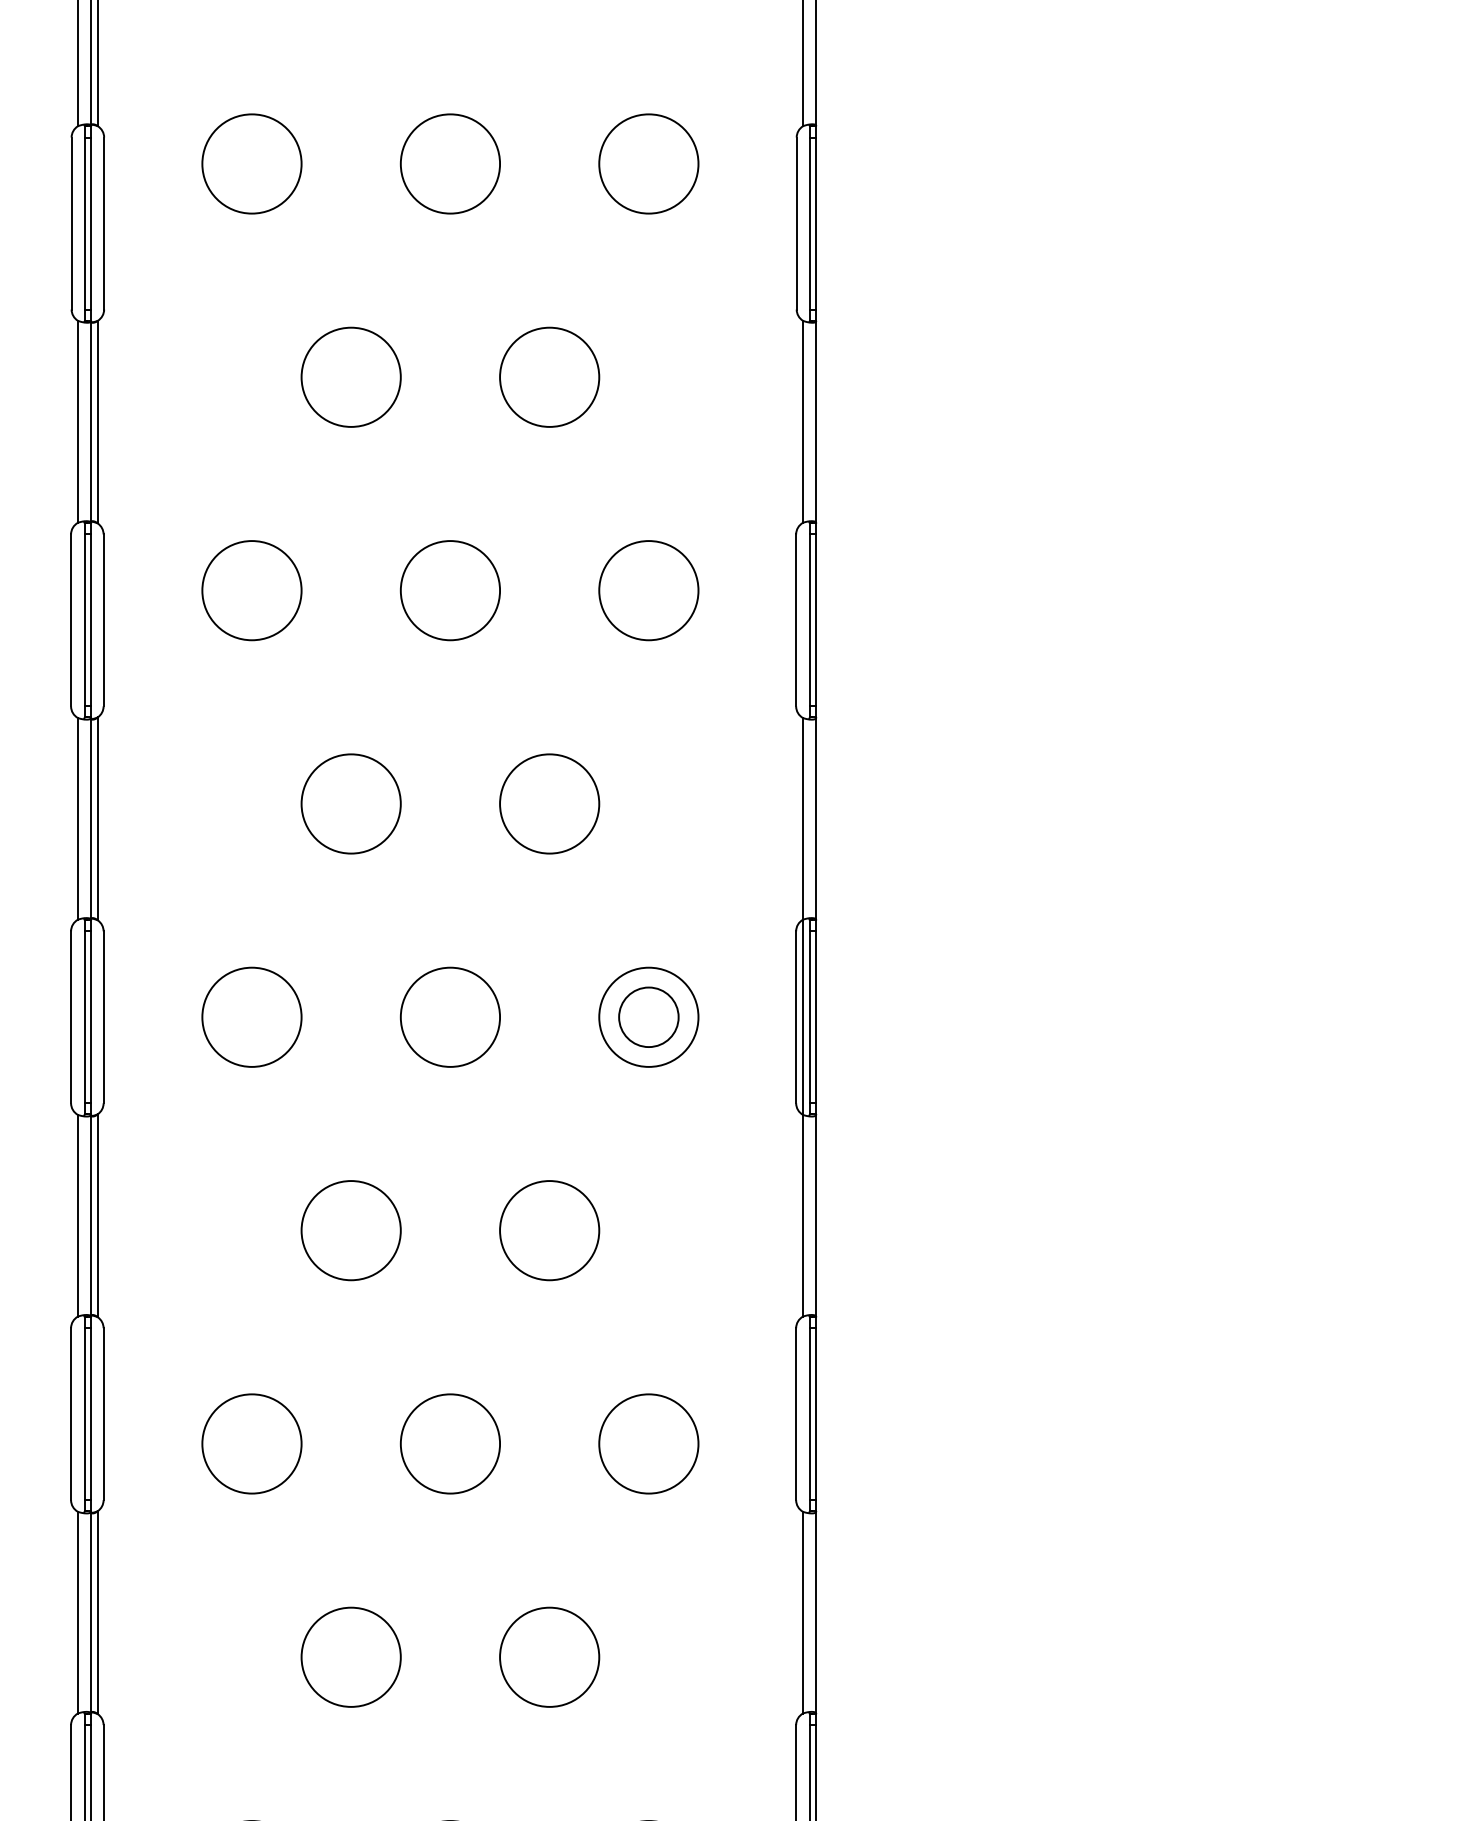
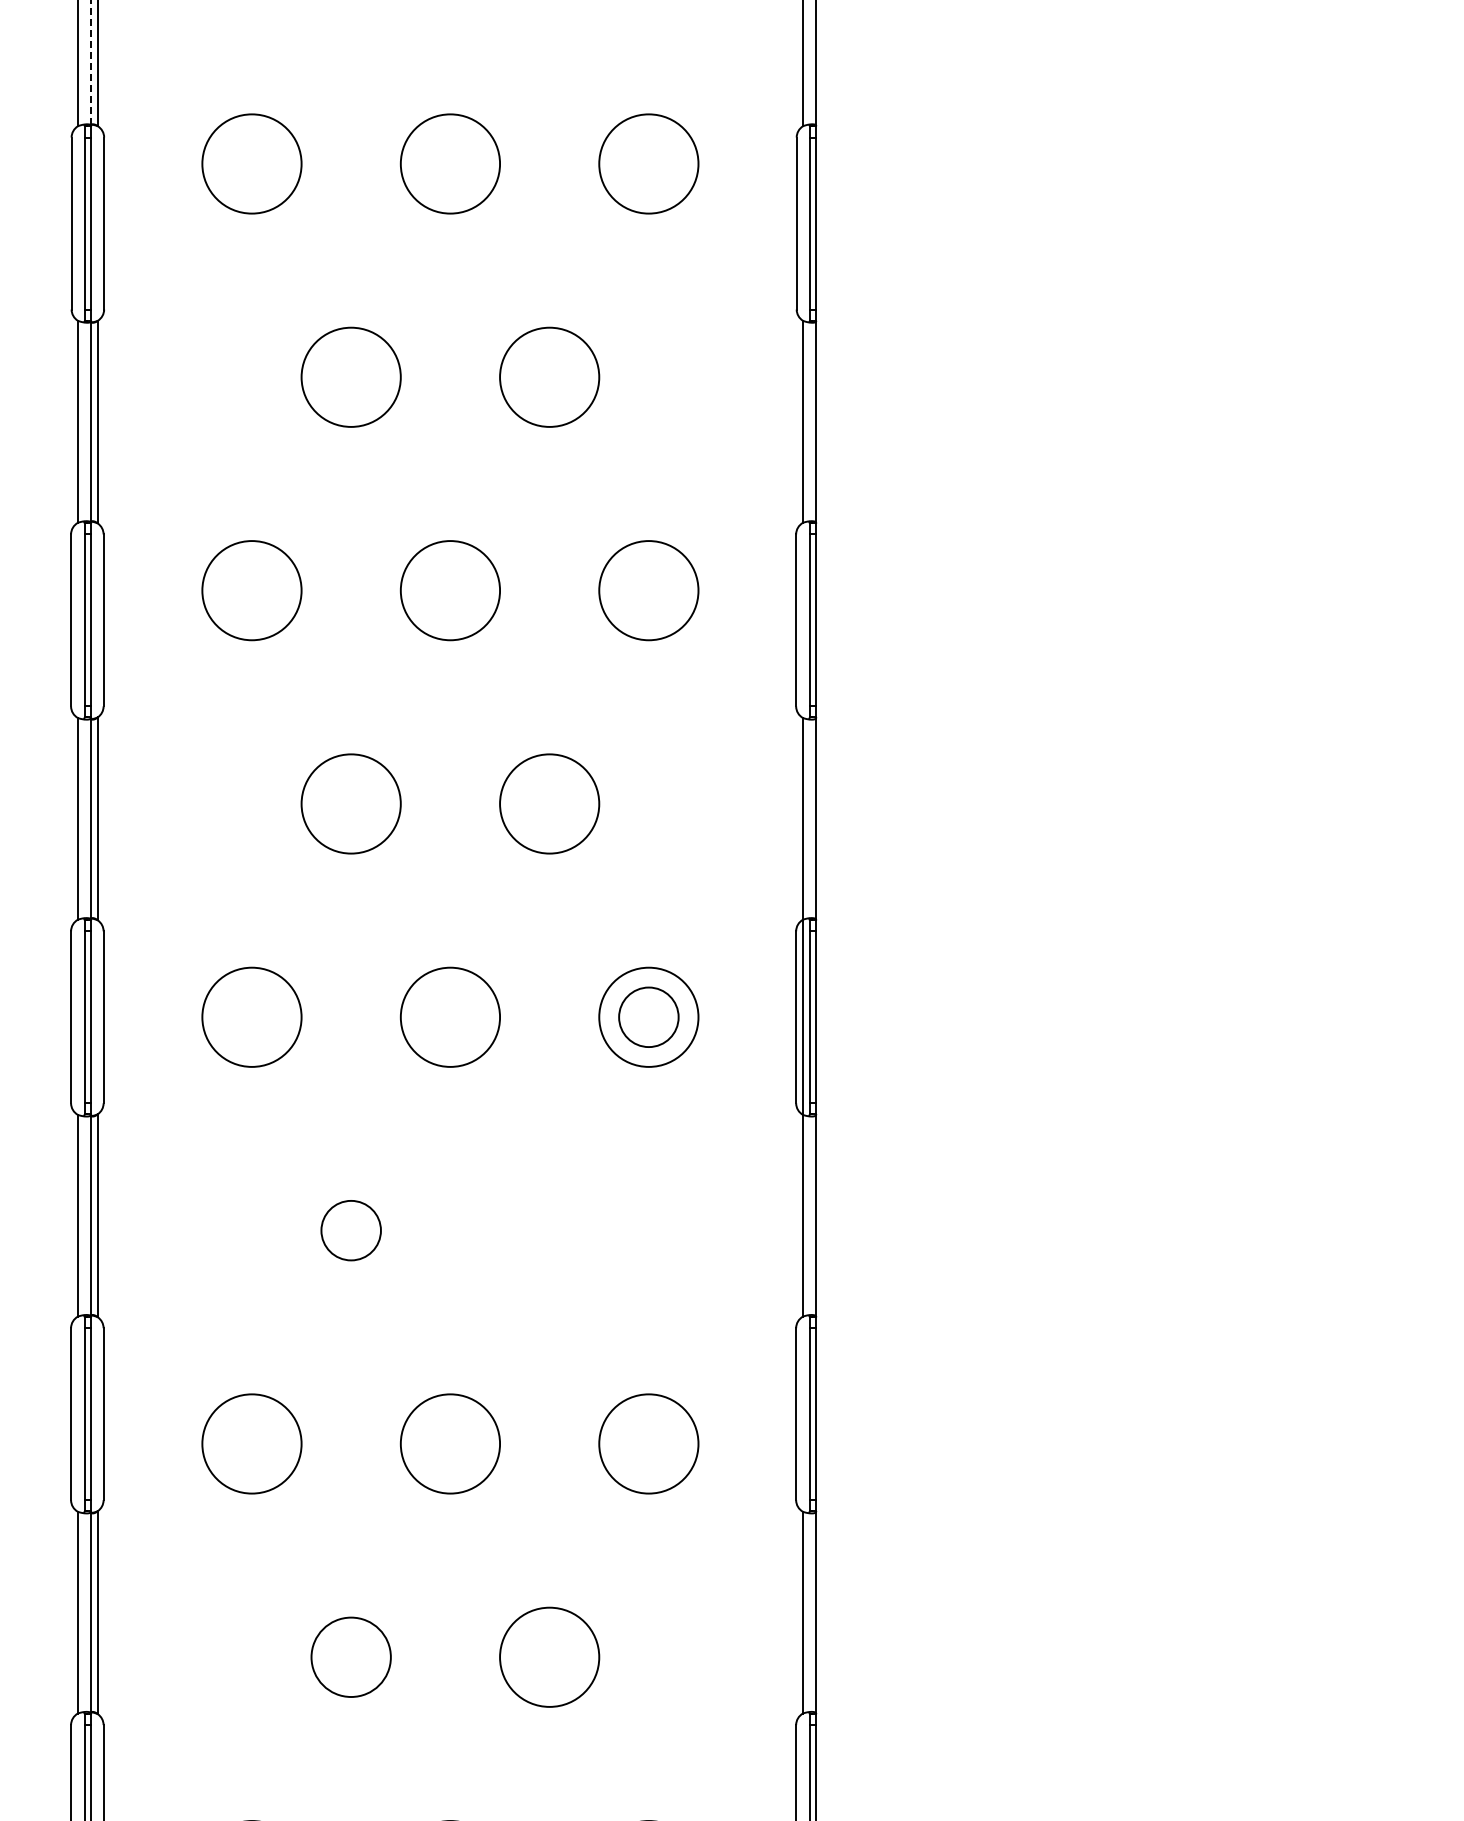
line: solid -> dashed (91, 63)
circle diameter: 99 px -> 60 px (350, 1230)
circle: present -> none (549, 1230)
circle diameter: 99 px -> 79 px (350, 1657)
